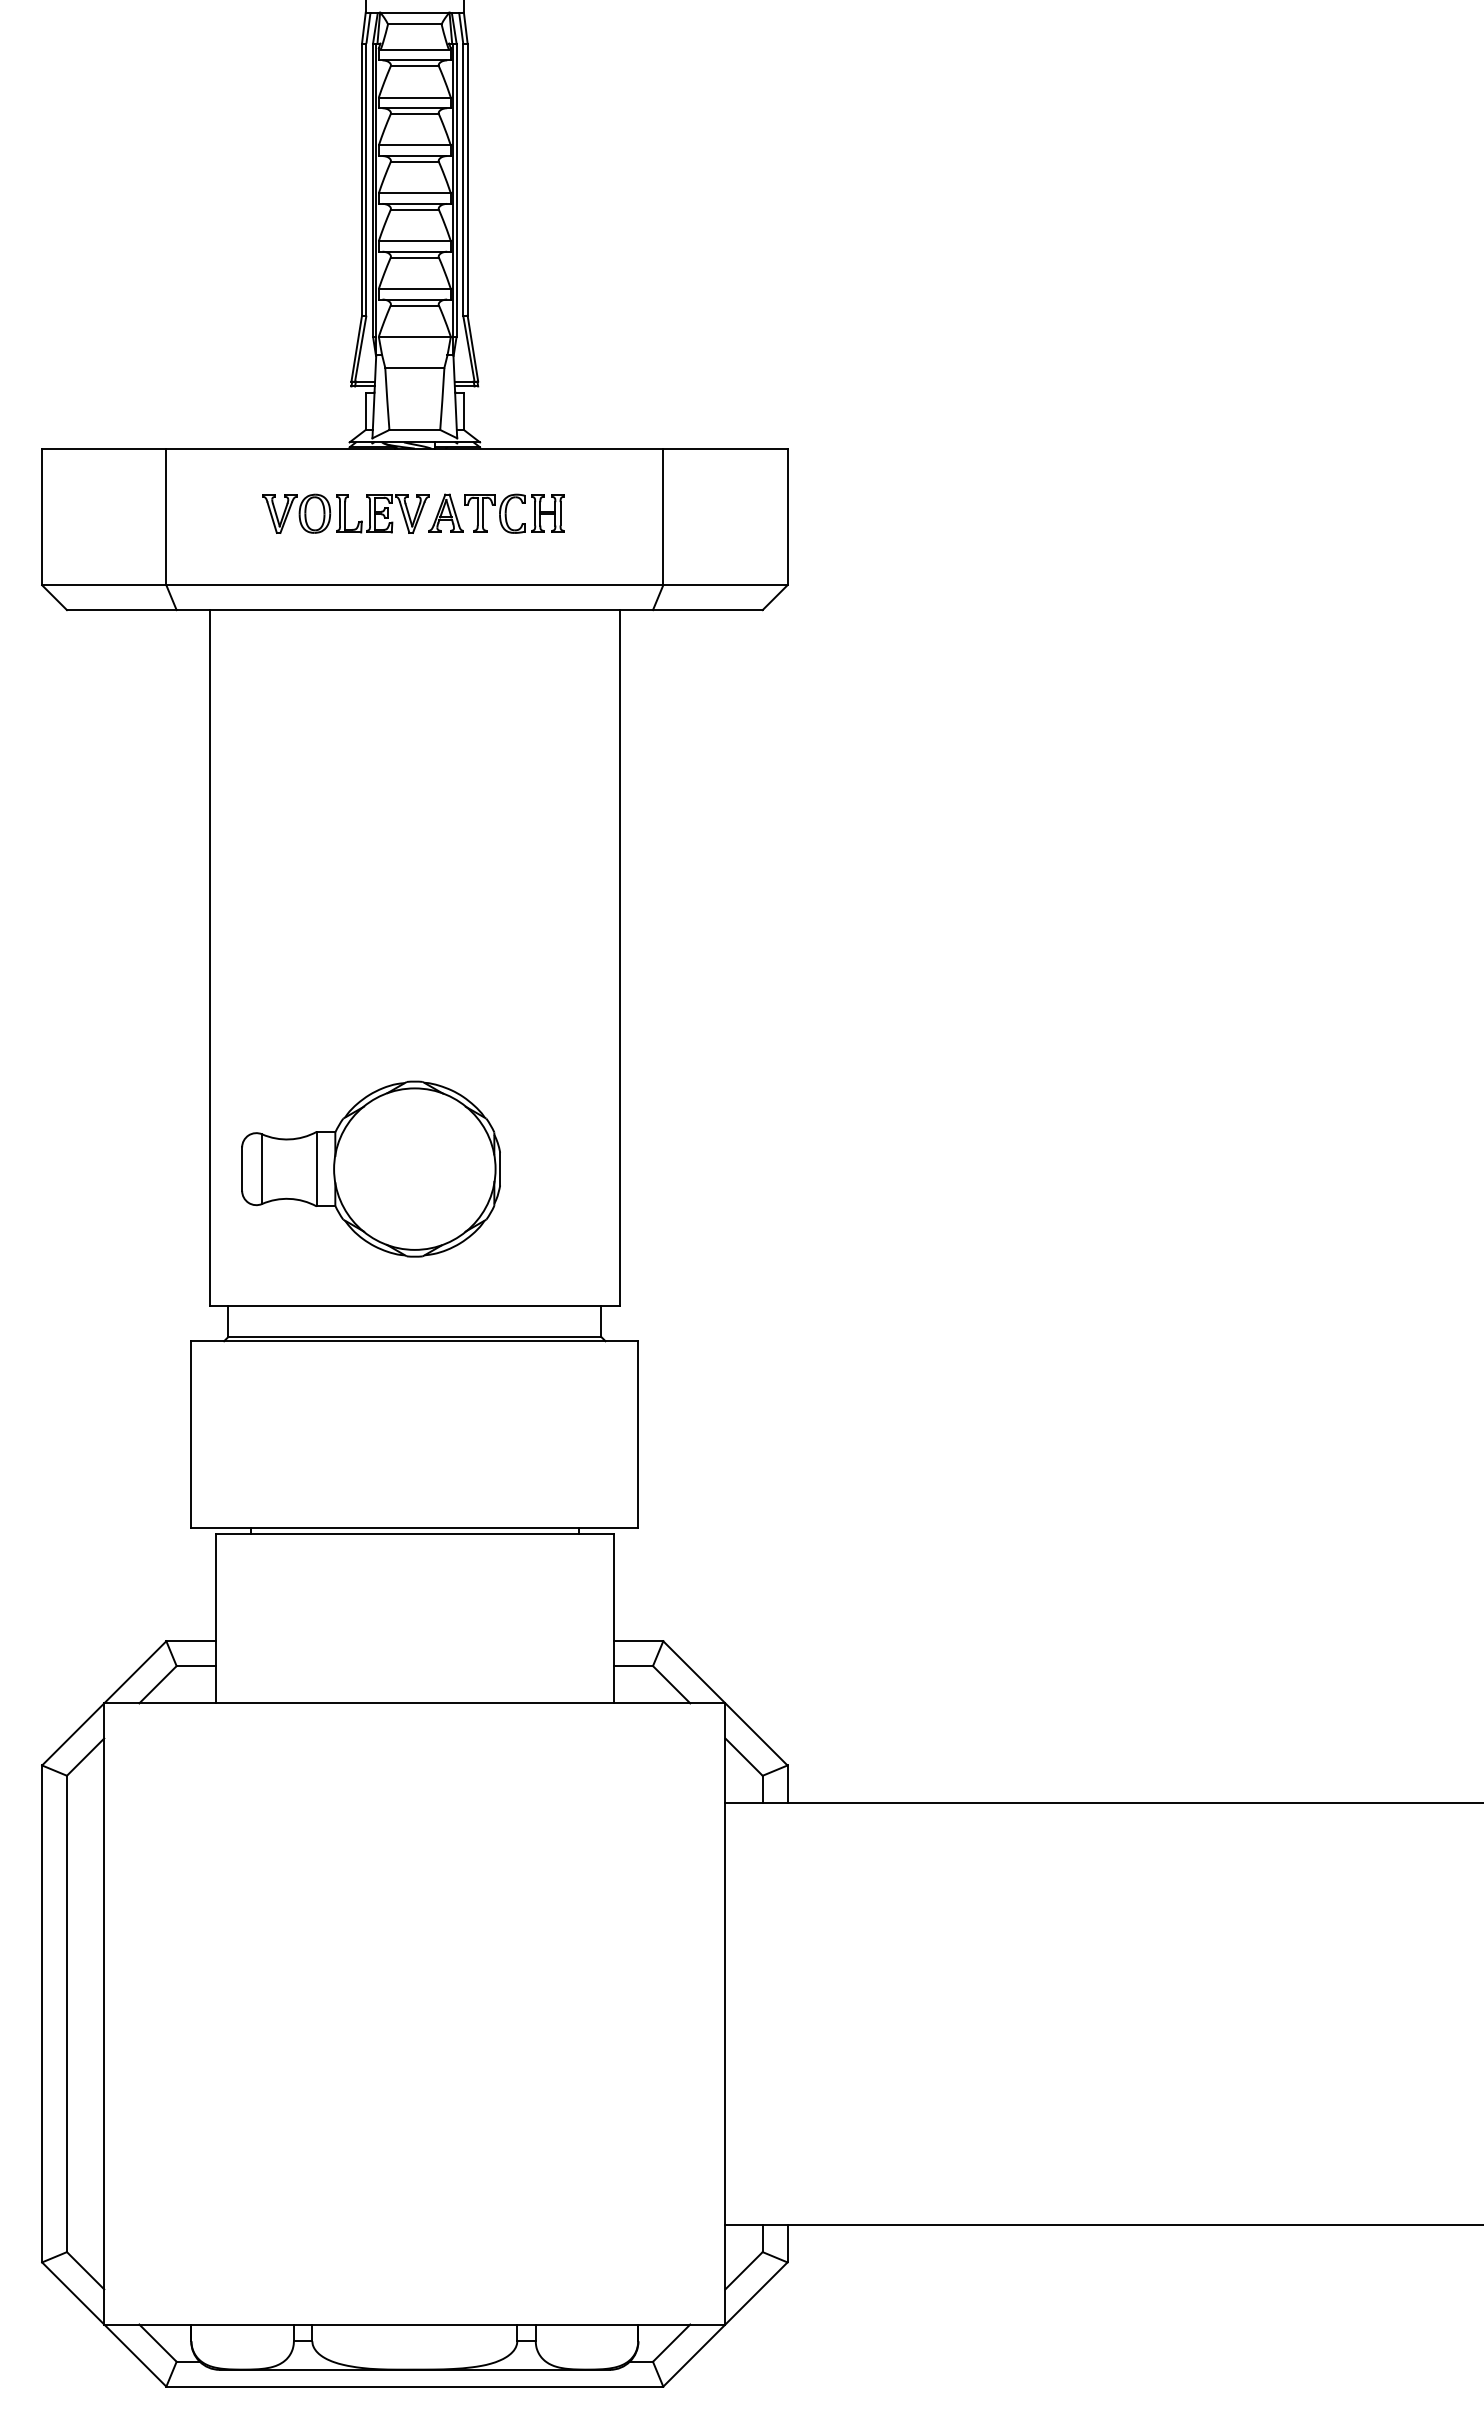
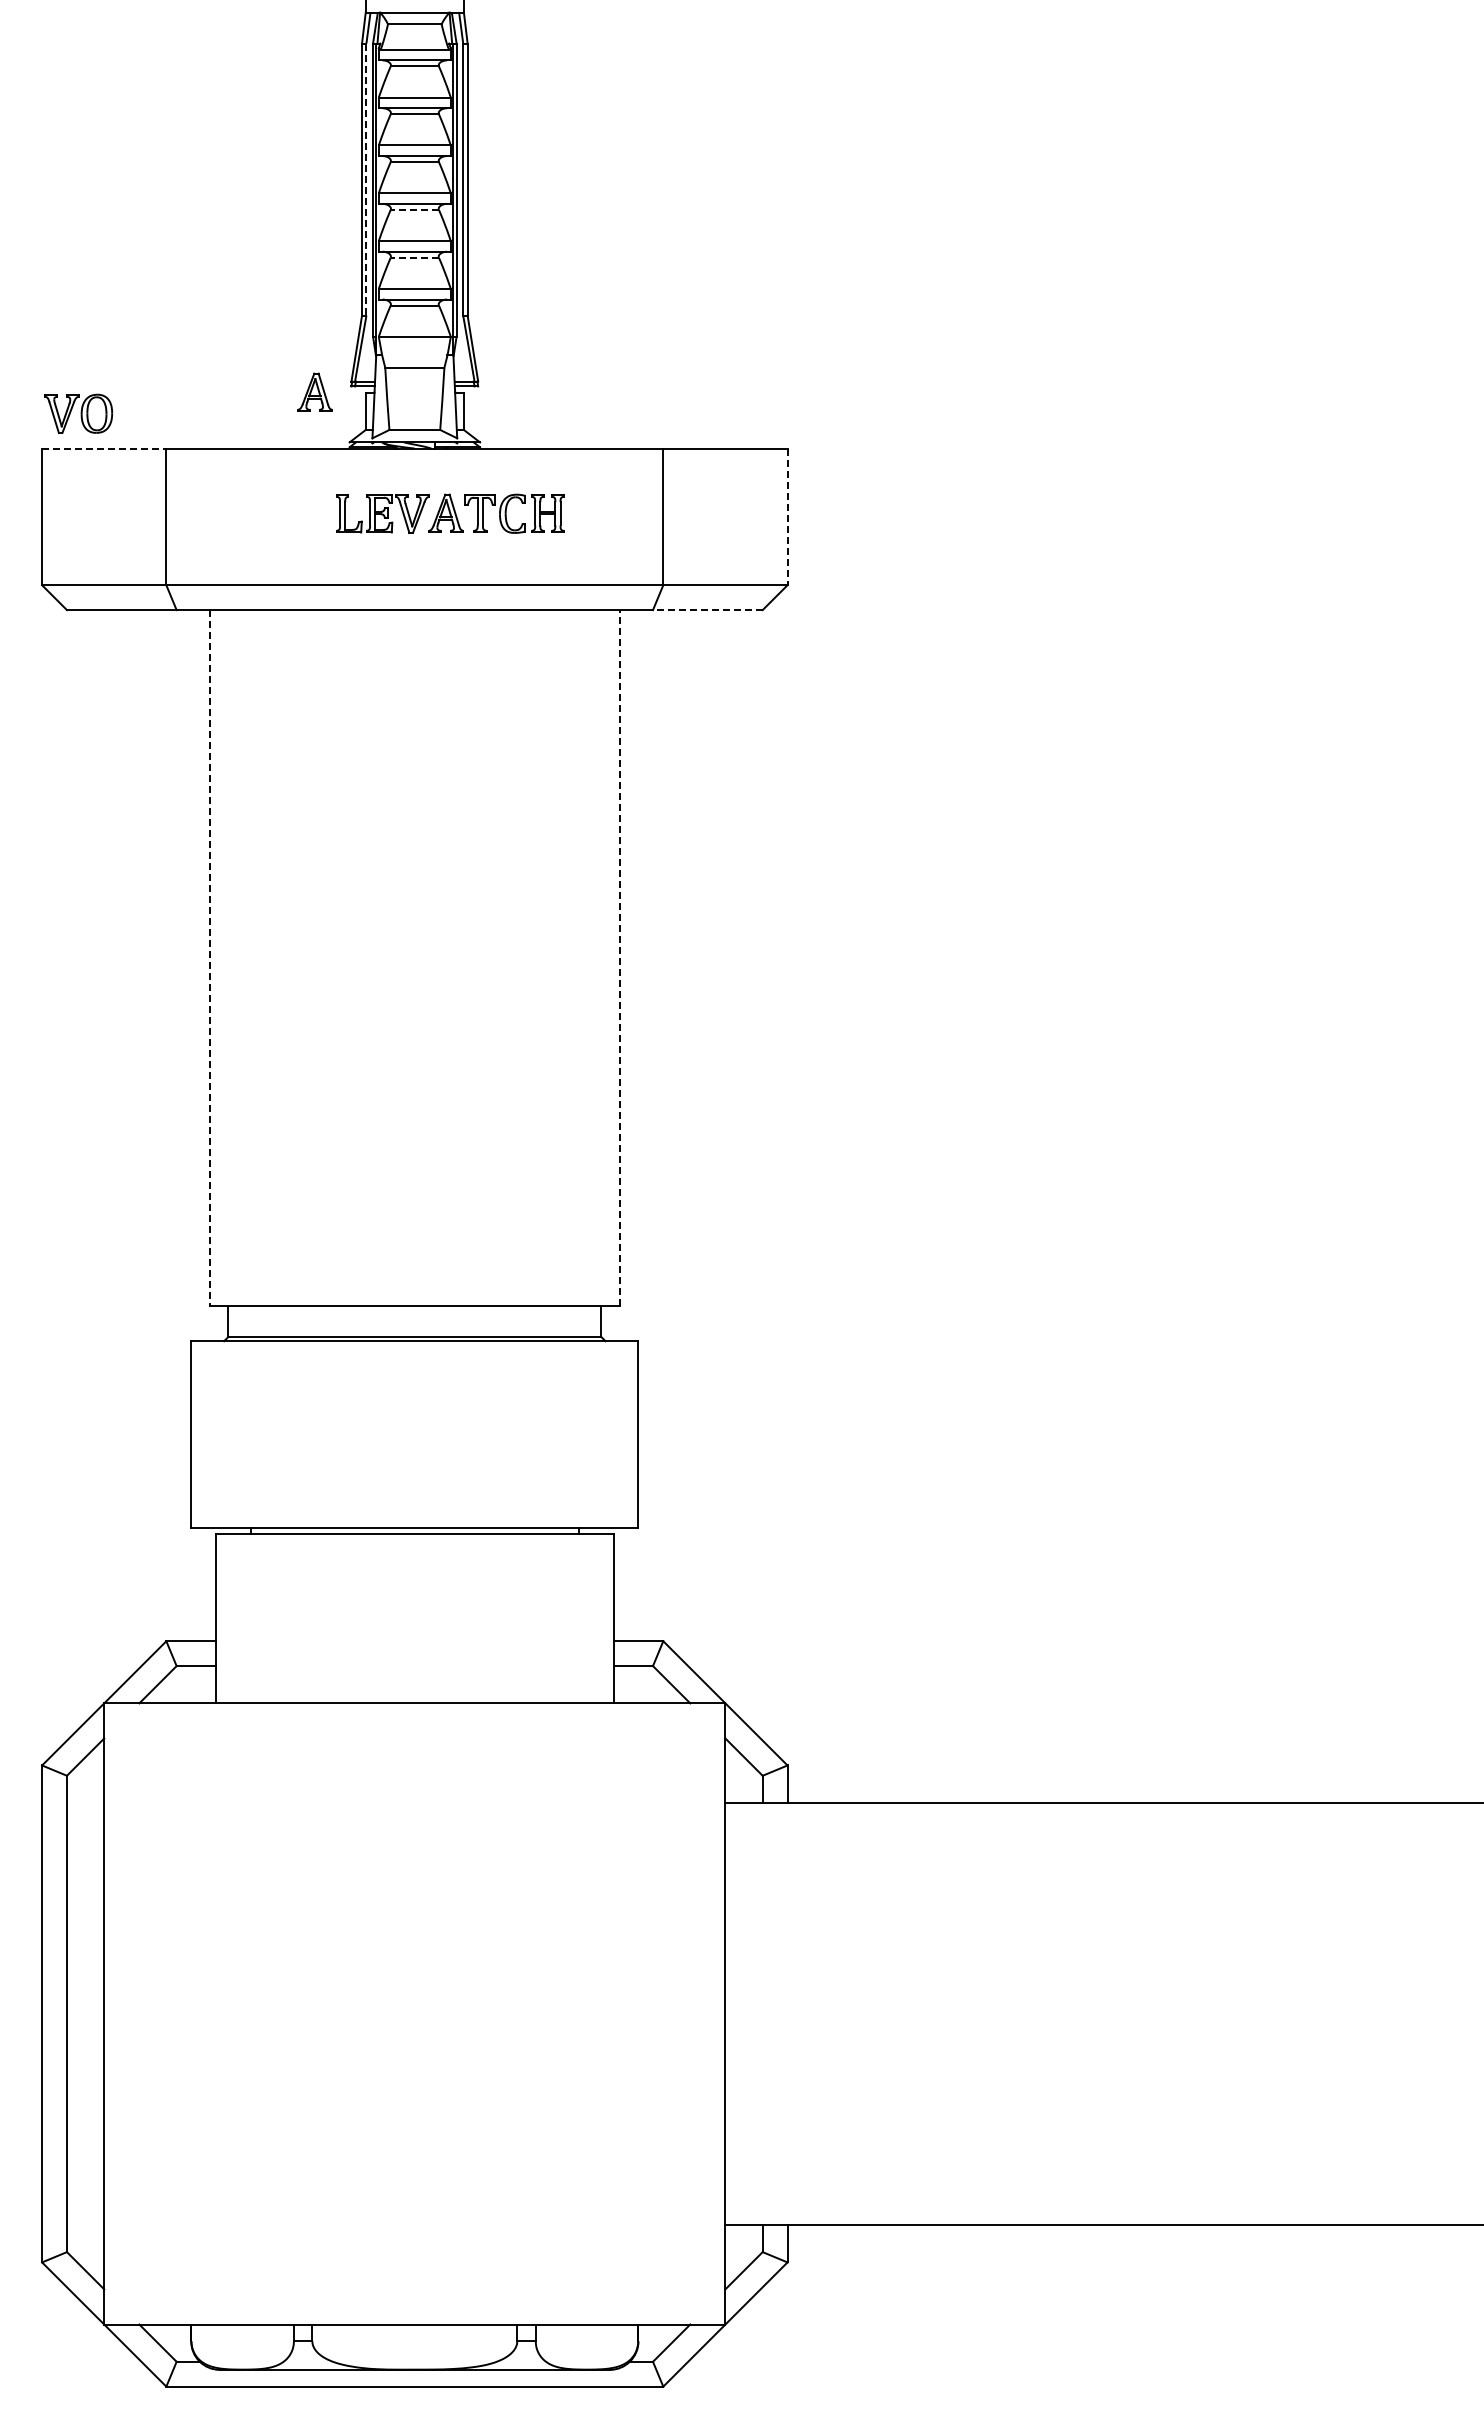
line: solid -> dashed (366, 180)
line: solid -> dashed (414, 209)
line: solid -> dashed (414, 257)
part: none -> present (314, 391)
line: solid -> dashed (104, 448)
part position: (296, 513) -> (78, 413) (78, 413)
line: solid -> dashed (787, 517)
line: solid -> dashed (707, 610)
line: solid -> dashed (209, 957)
line: solid -> dashed (619, 957)
part: present -> none (370, 1168)
